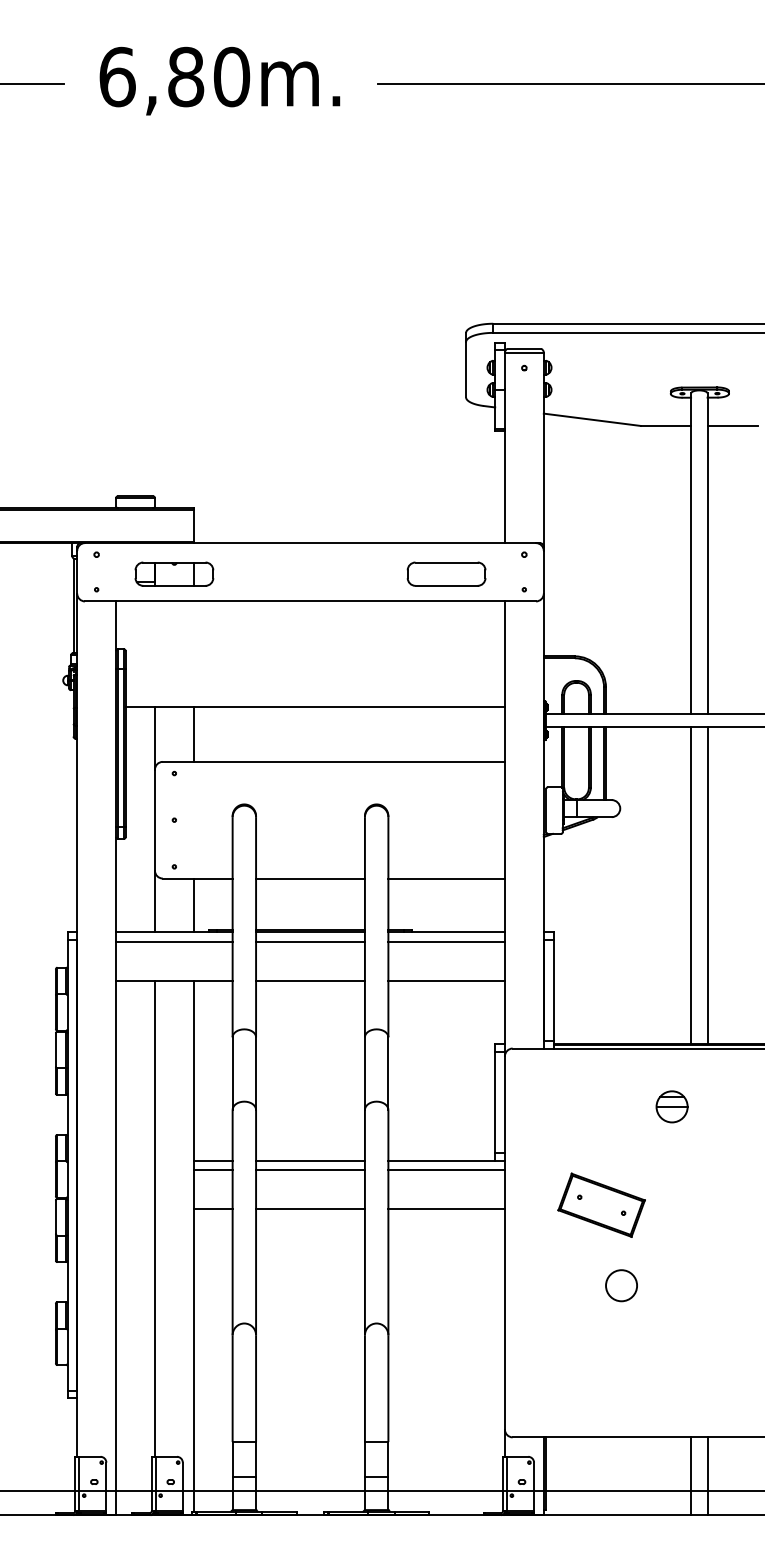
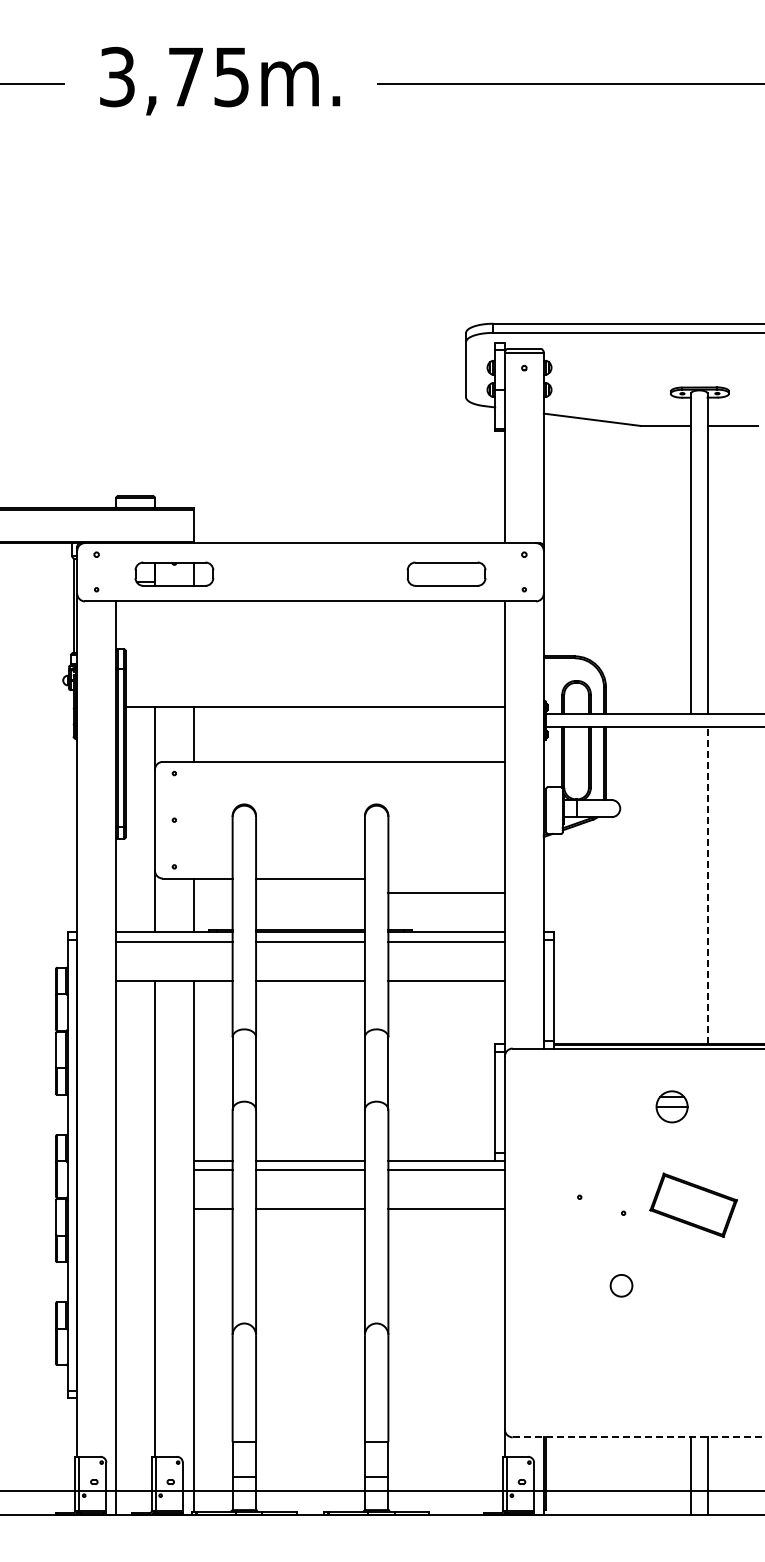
text: 6,80m. -> 3,75m. (174, 76)
line position: (446, 878) -> (446, 892) (446, 892)
line: present -> none (691, 885)
line: solid -> dashed (707, 885)
part position: (601, 1204) -> (693, 1204) (693, 1204)
circle size: 33x34 px -> 25x24 px (621, 1285)
line: solid -> dashed (638, 1437)
